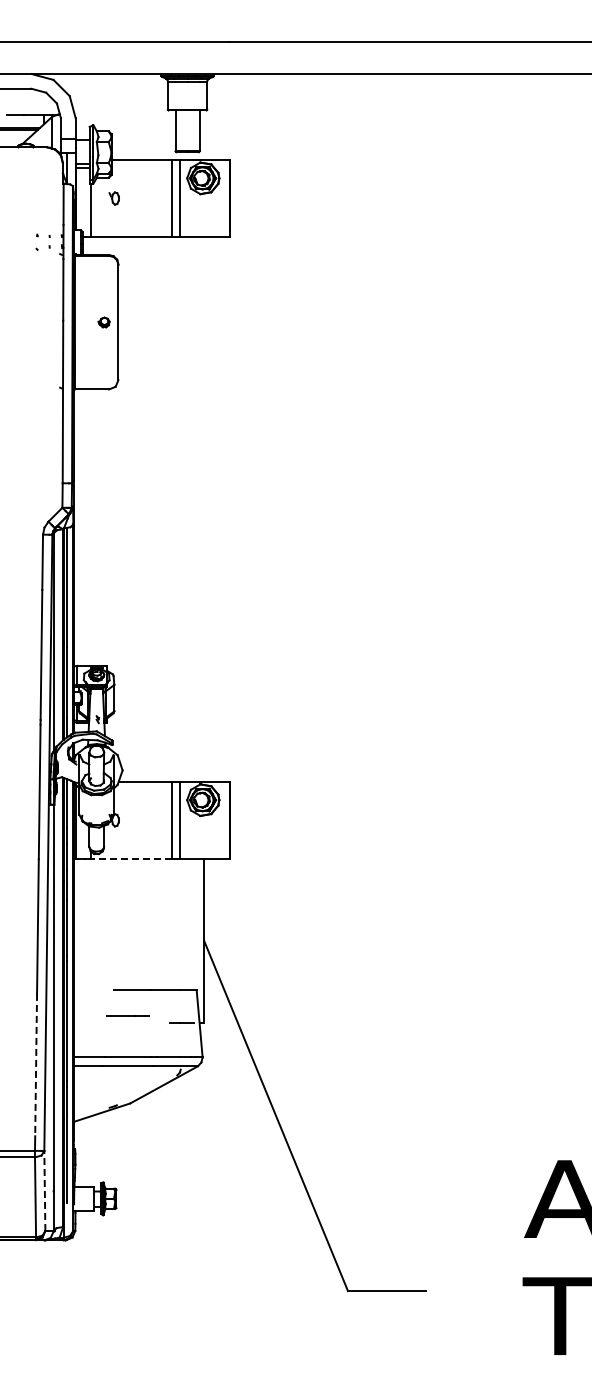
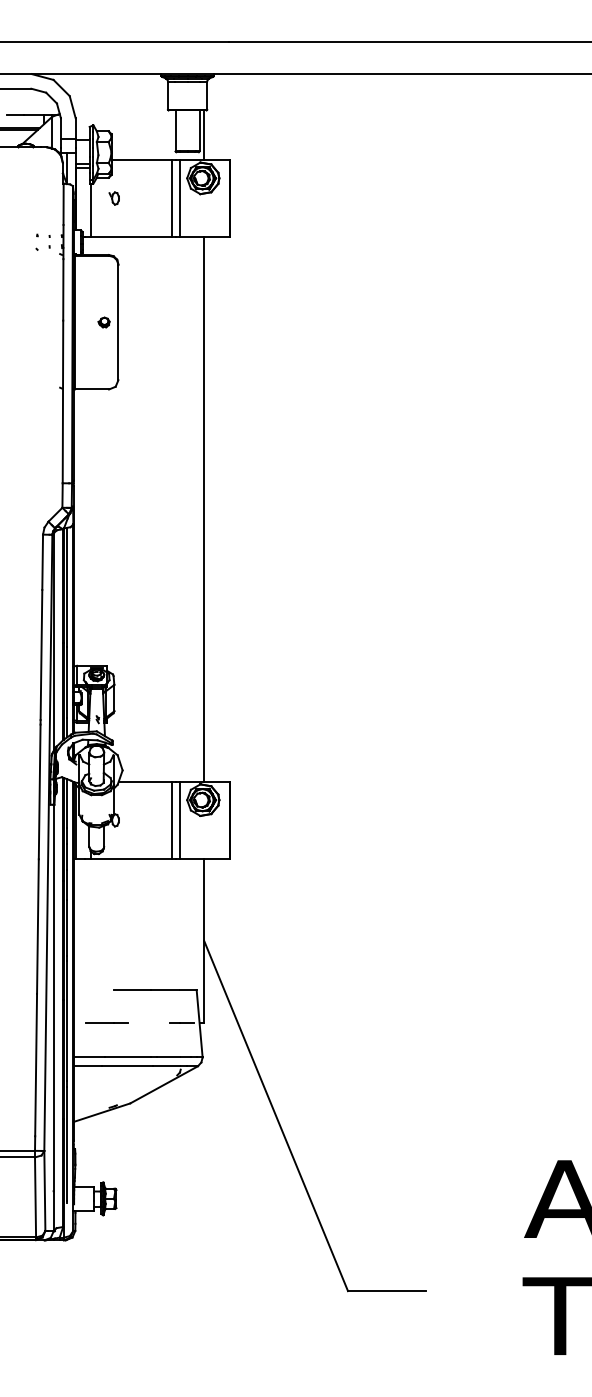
line: none -> present (204, 134)
line: none -> present (204, 509)
line: dashed -> solid (131, 859)
line position: (127, 1015) -> (106, 1022) (106, 1022)
line: dashed -> solid (36, 1065)
line: dashed -> solid (44, 1190)
